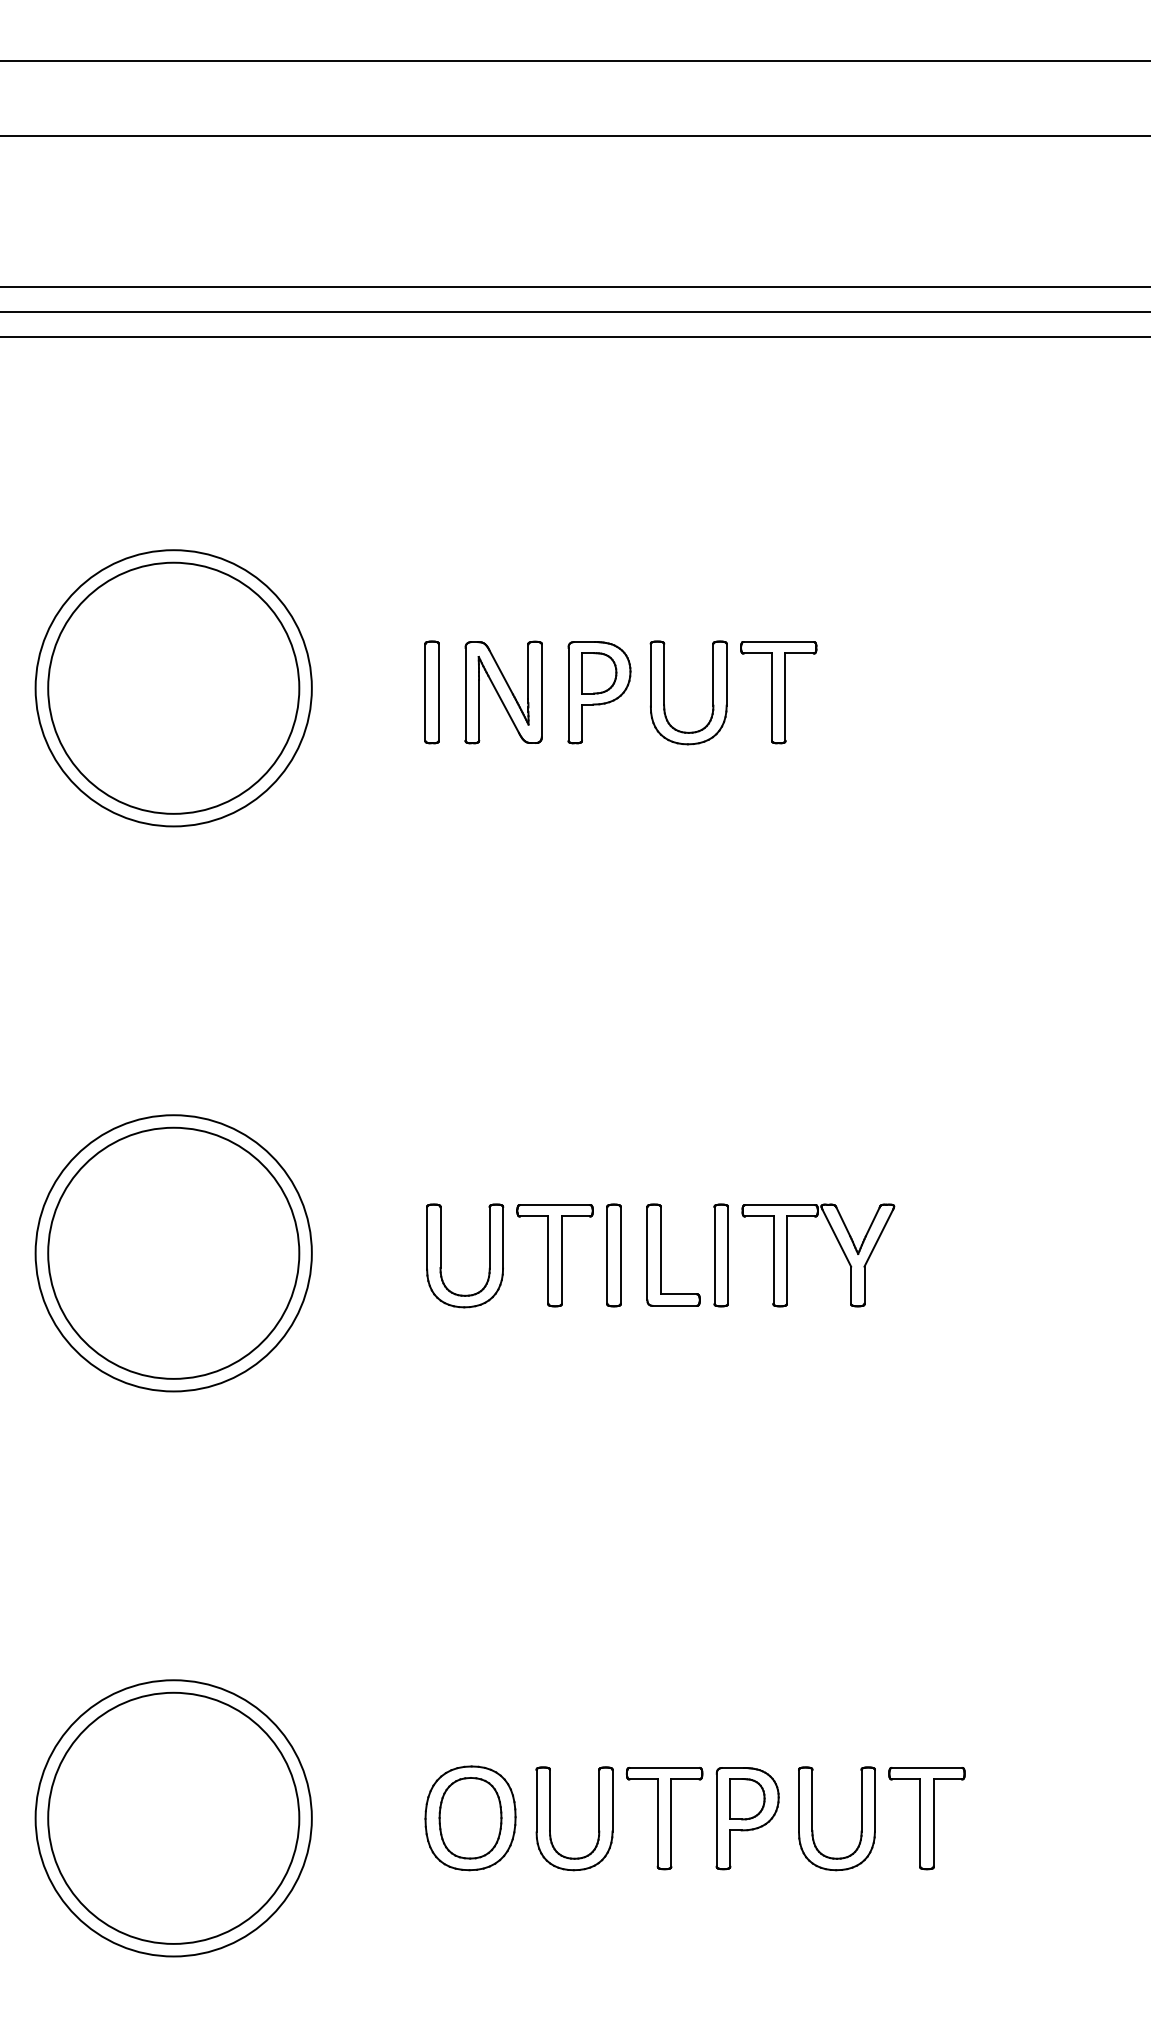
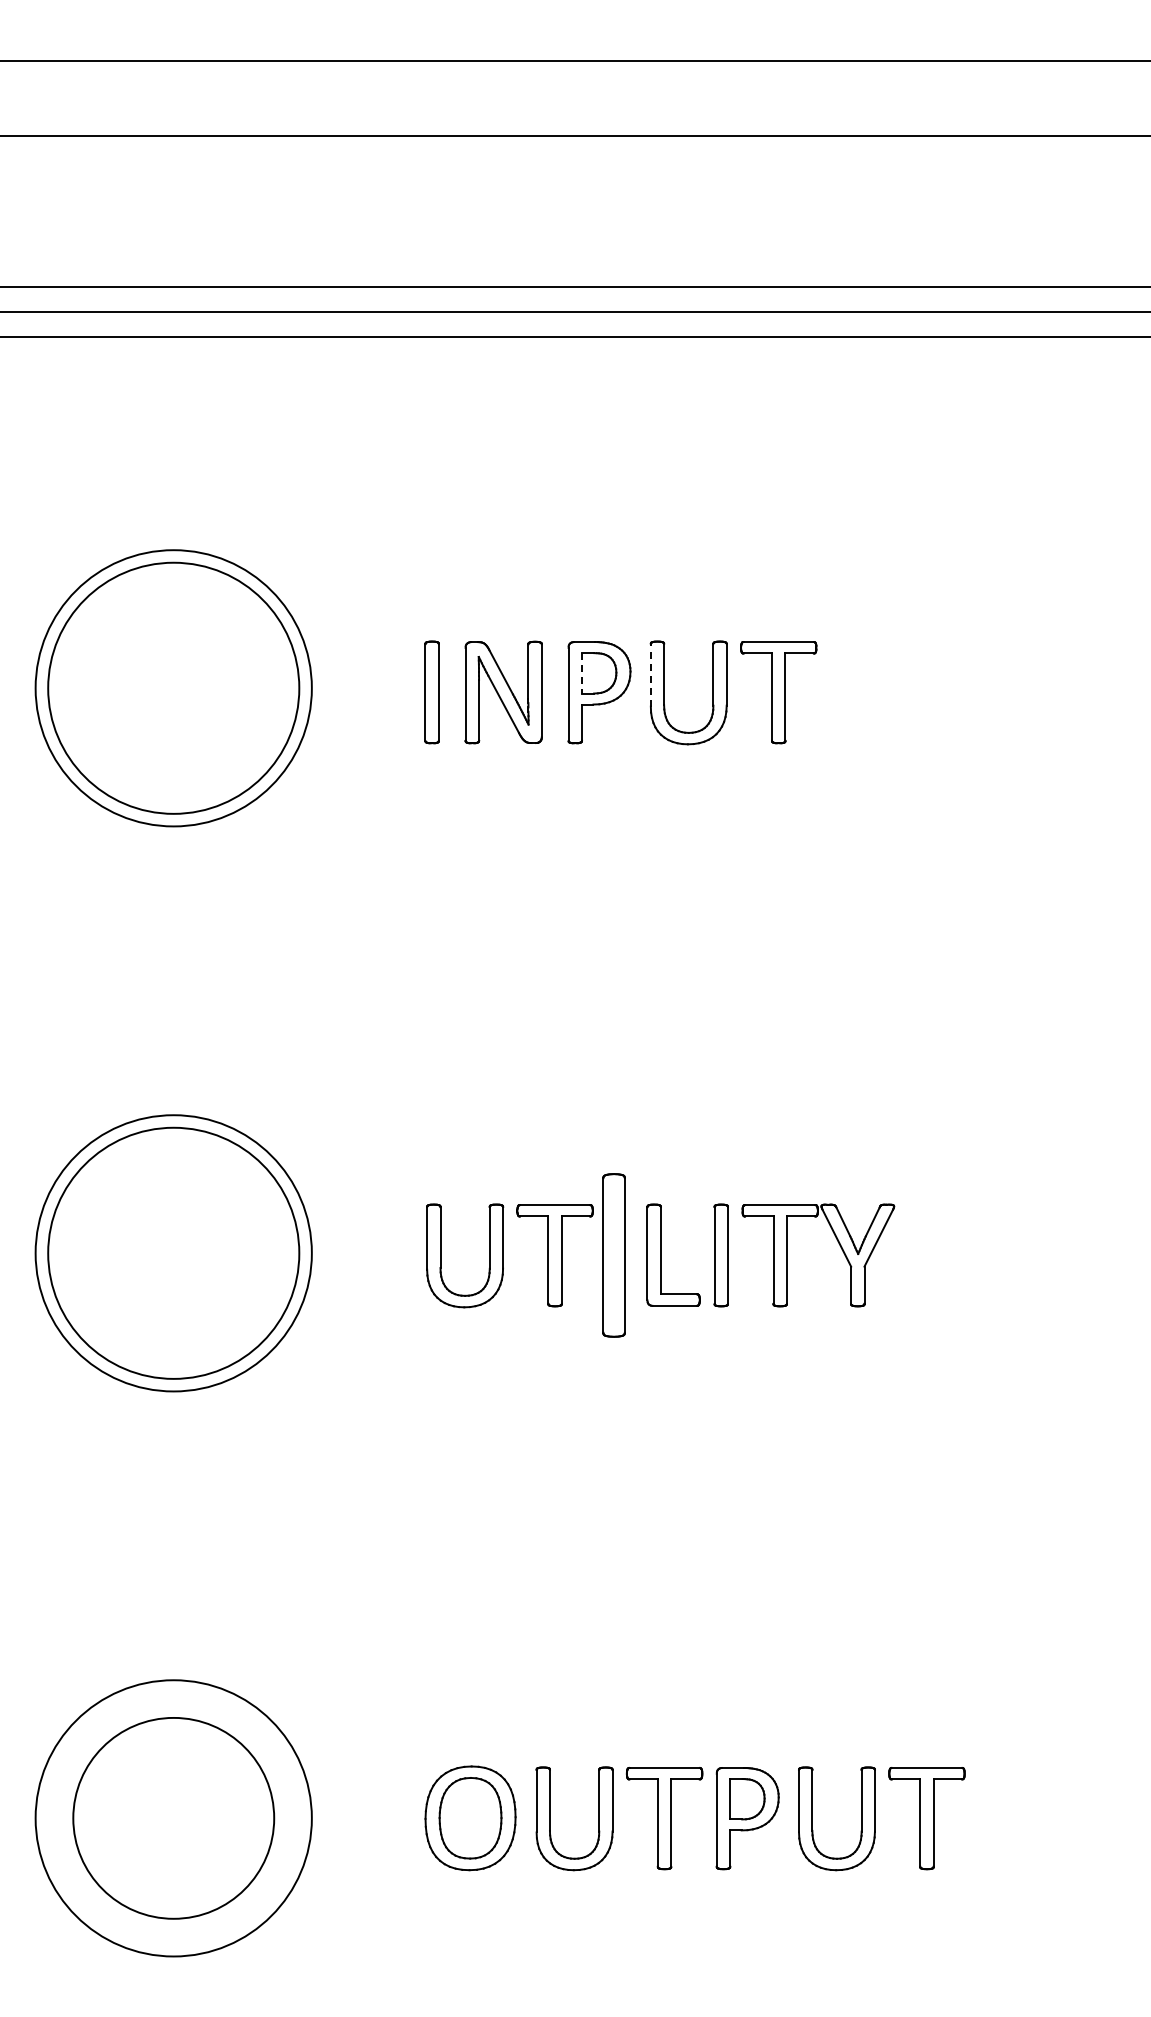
line: solid -> dashed (581, 673)
line: solid -> dashed (650, 674)
part size: 16x105 px -> 24x165 px (613, 1255)
circle diameter: 251 px -> 201 px (173, 1817)
